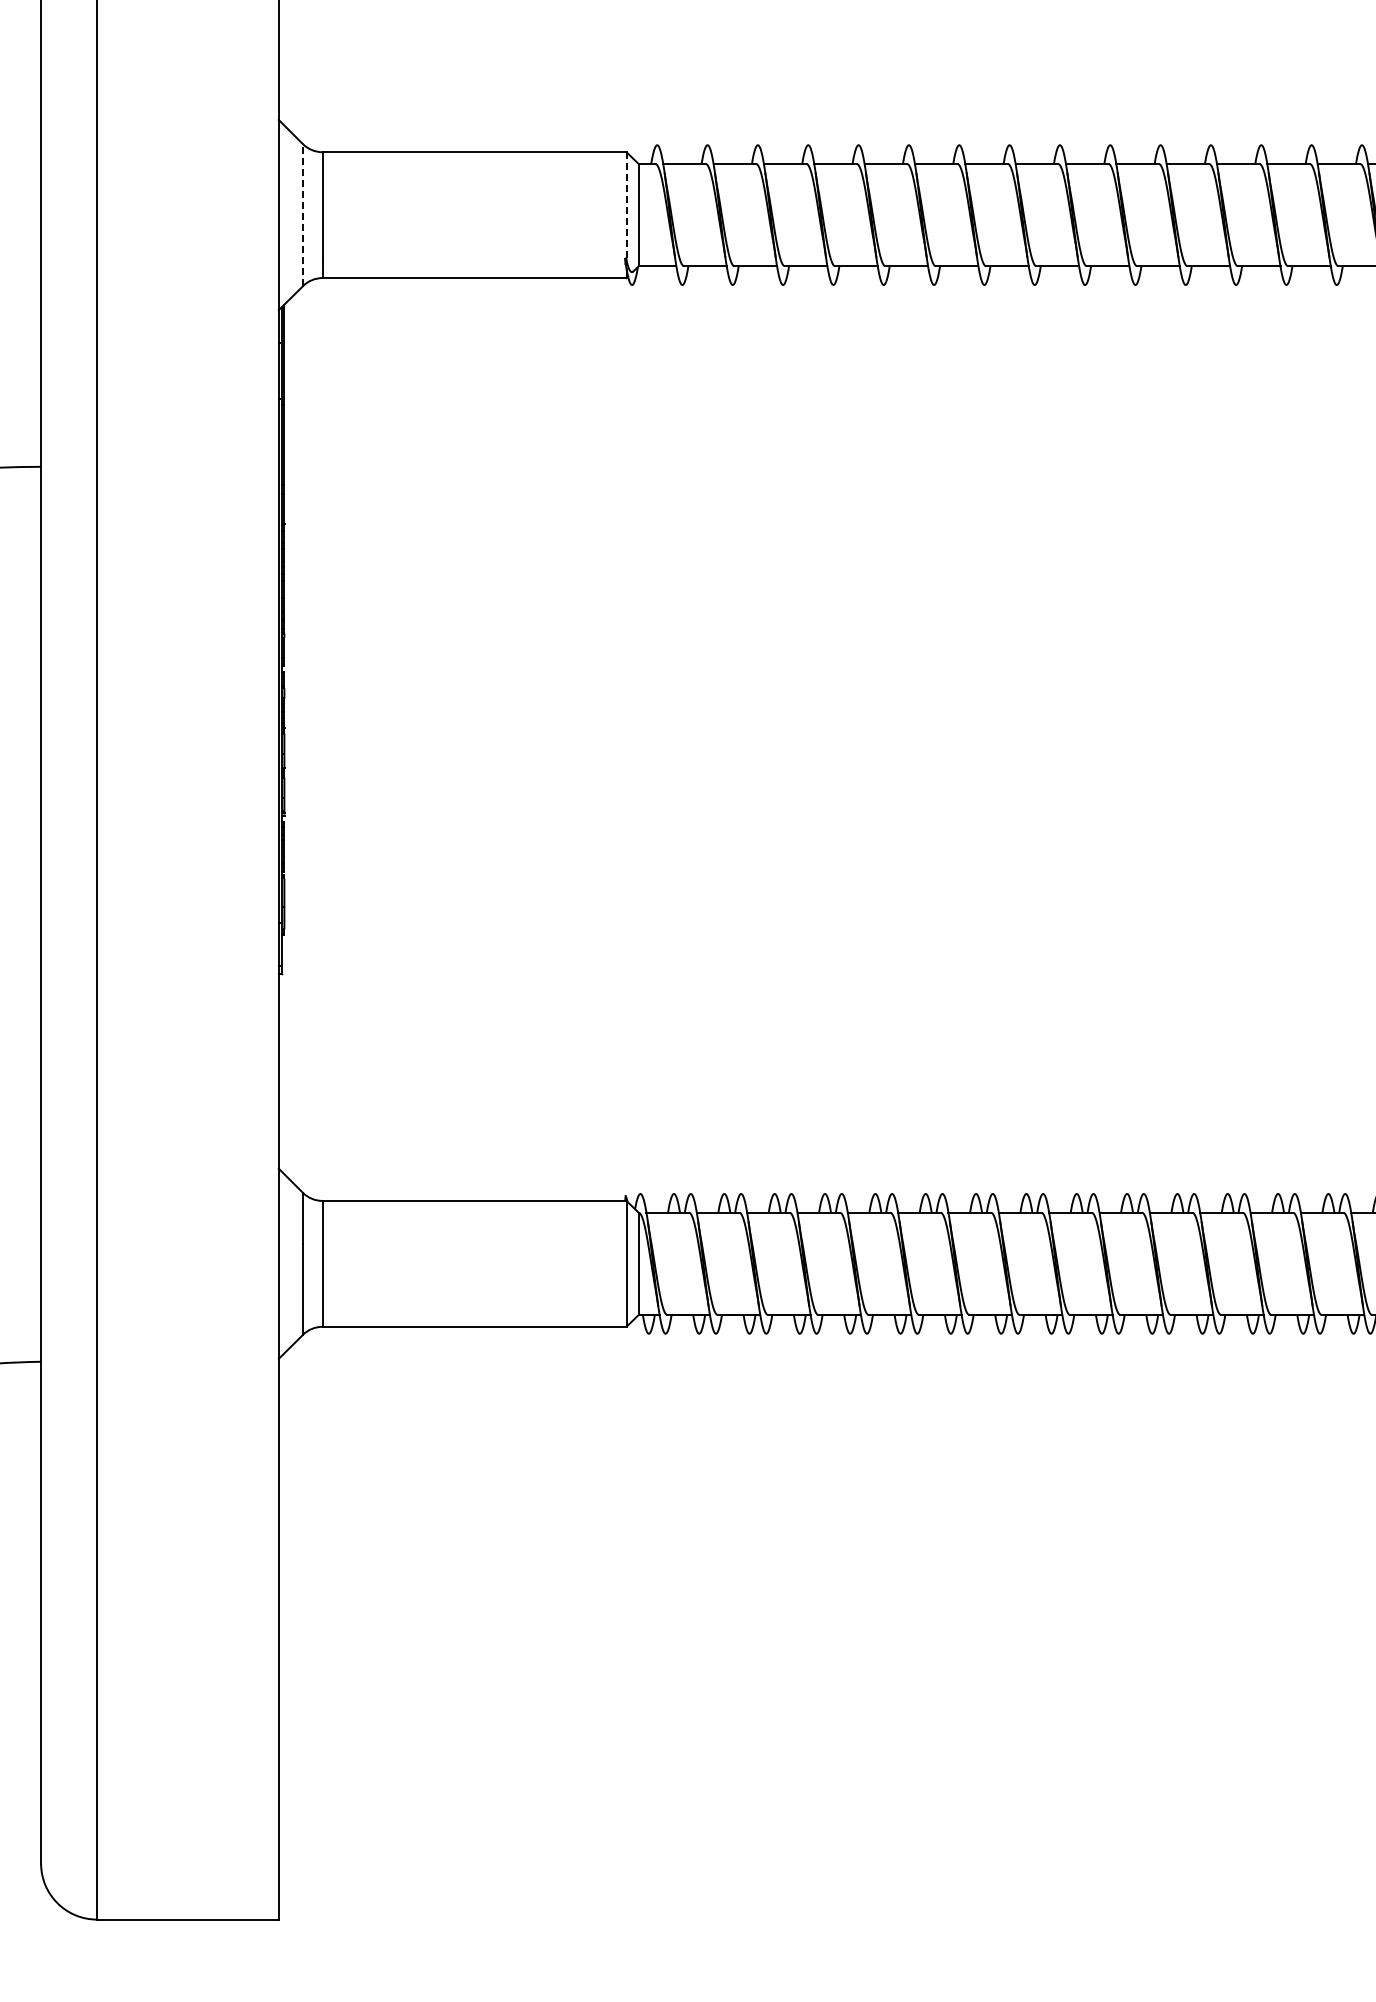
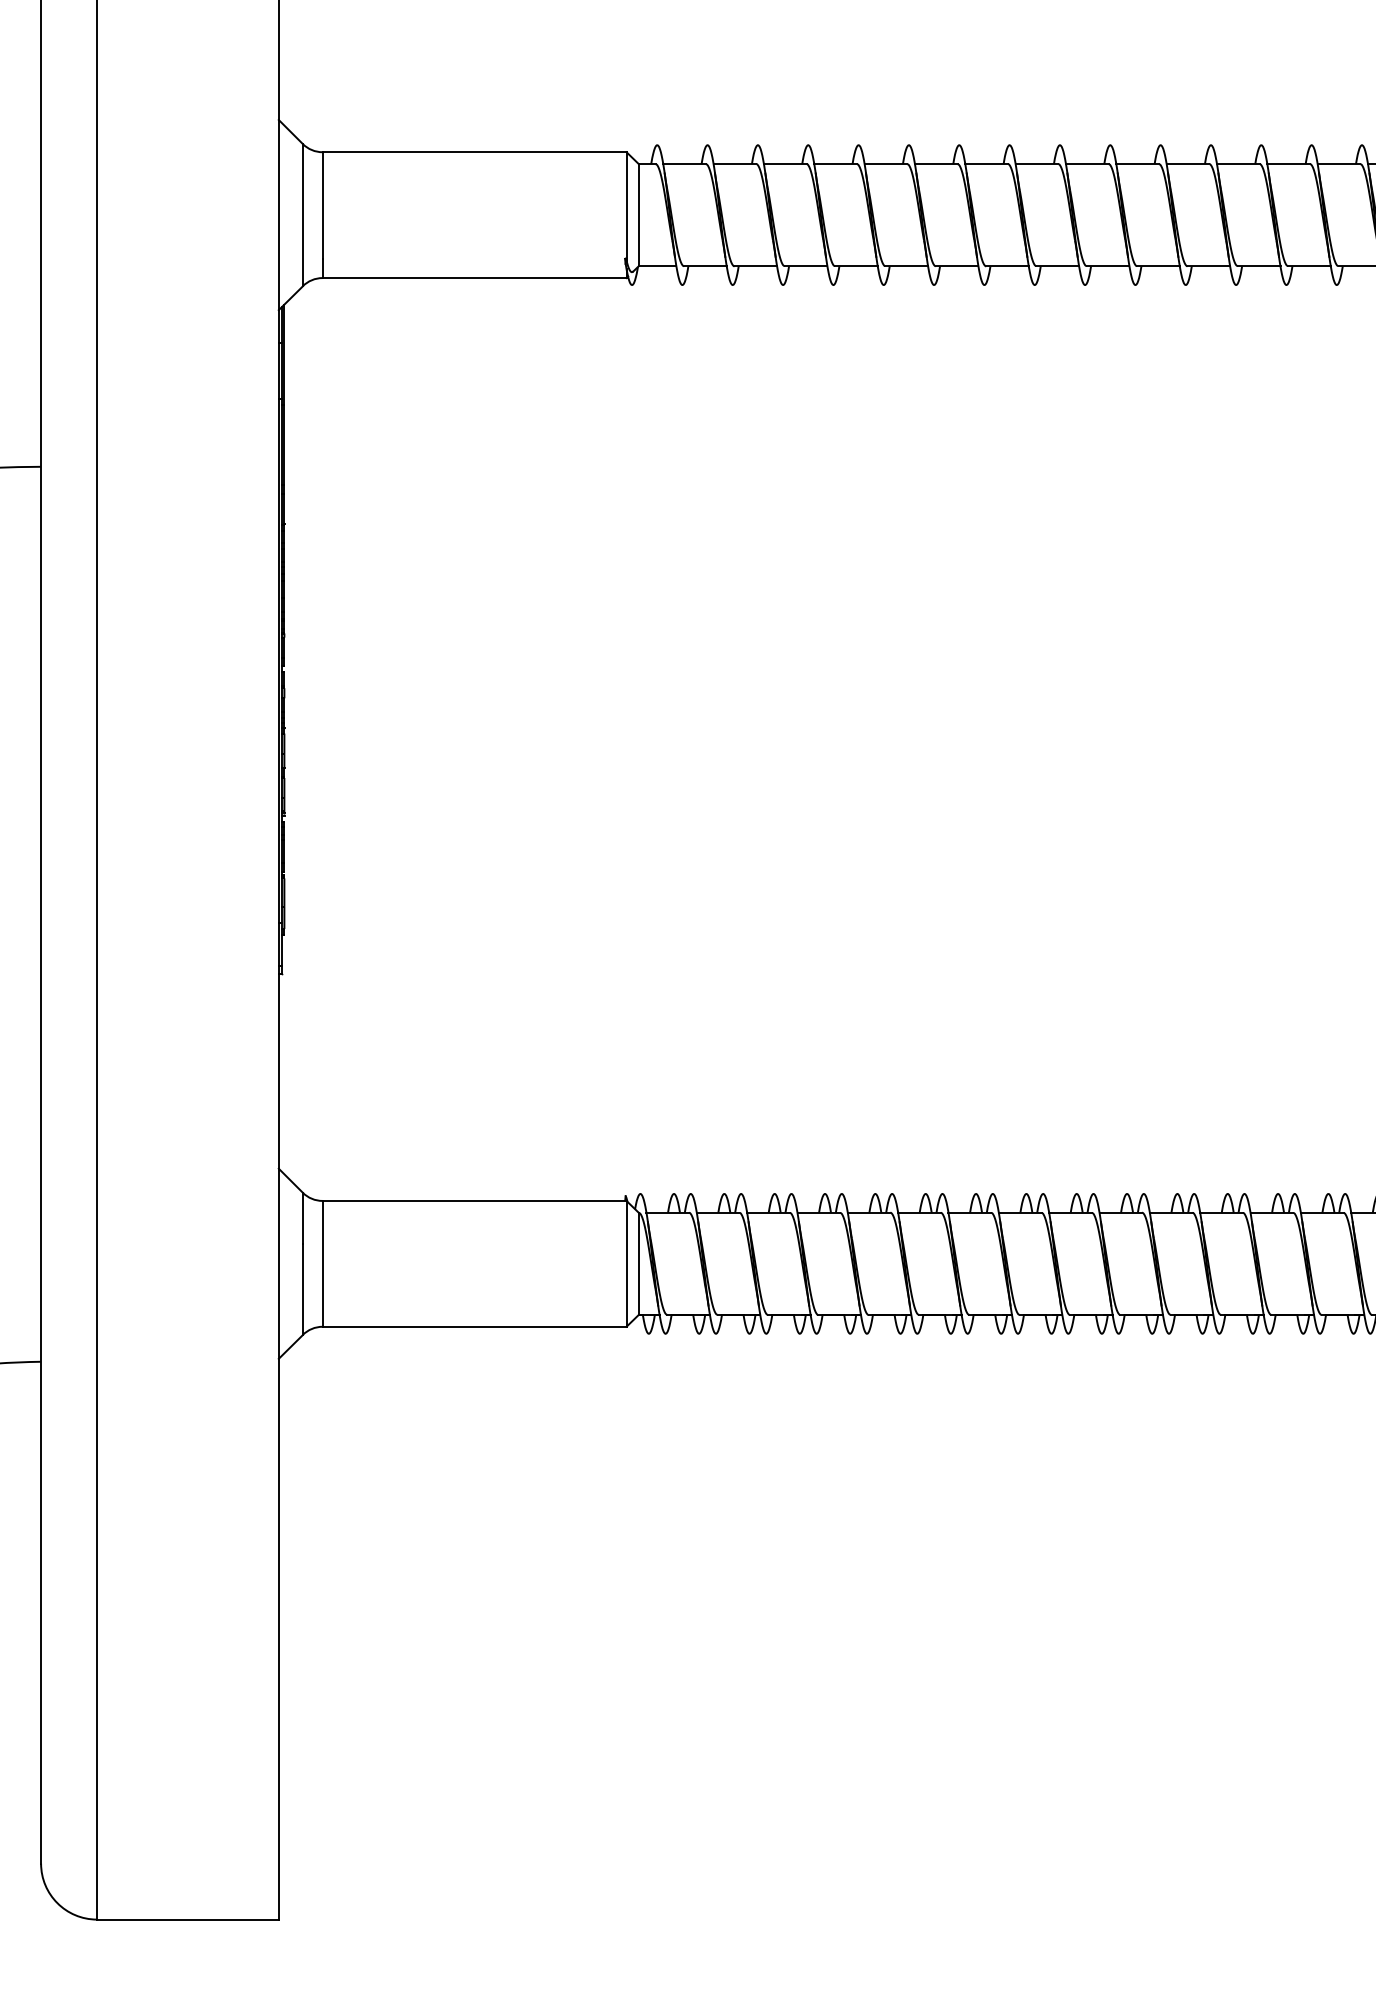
line: dashed -> solid (626, 206)
line: dashed -> solid (302, 214)
